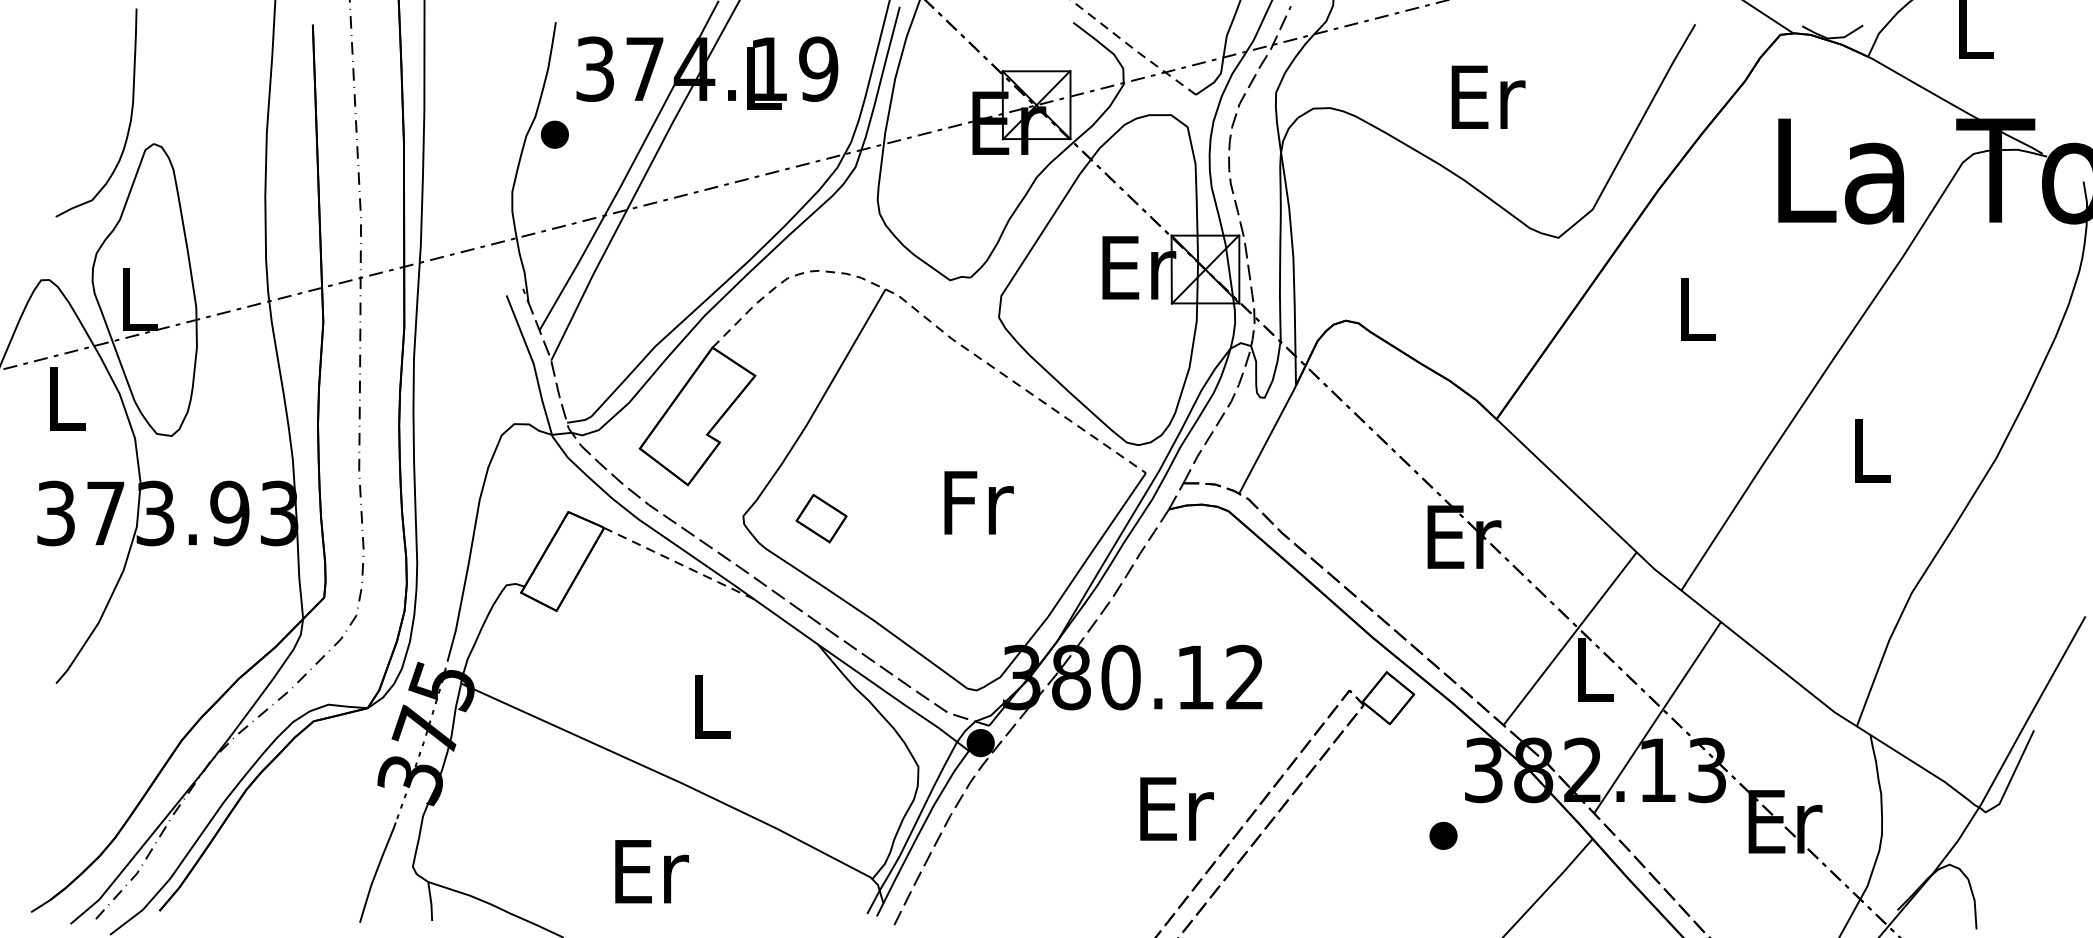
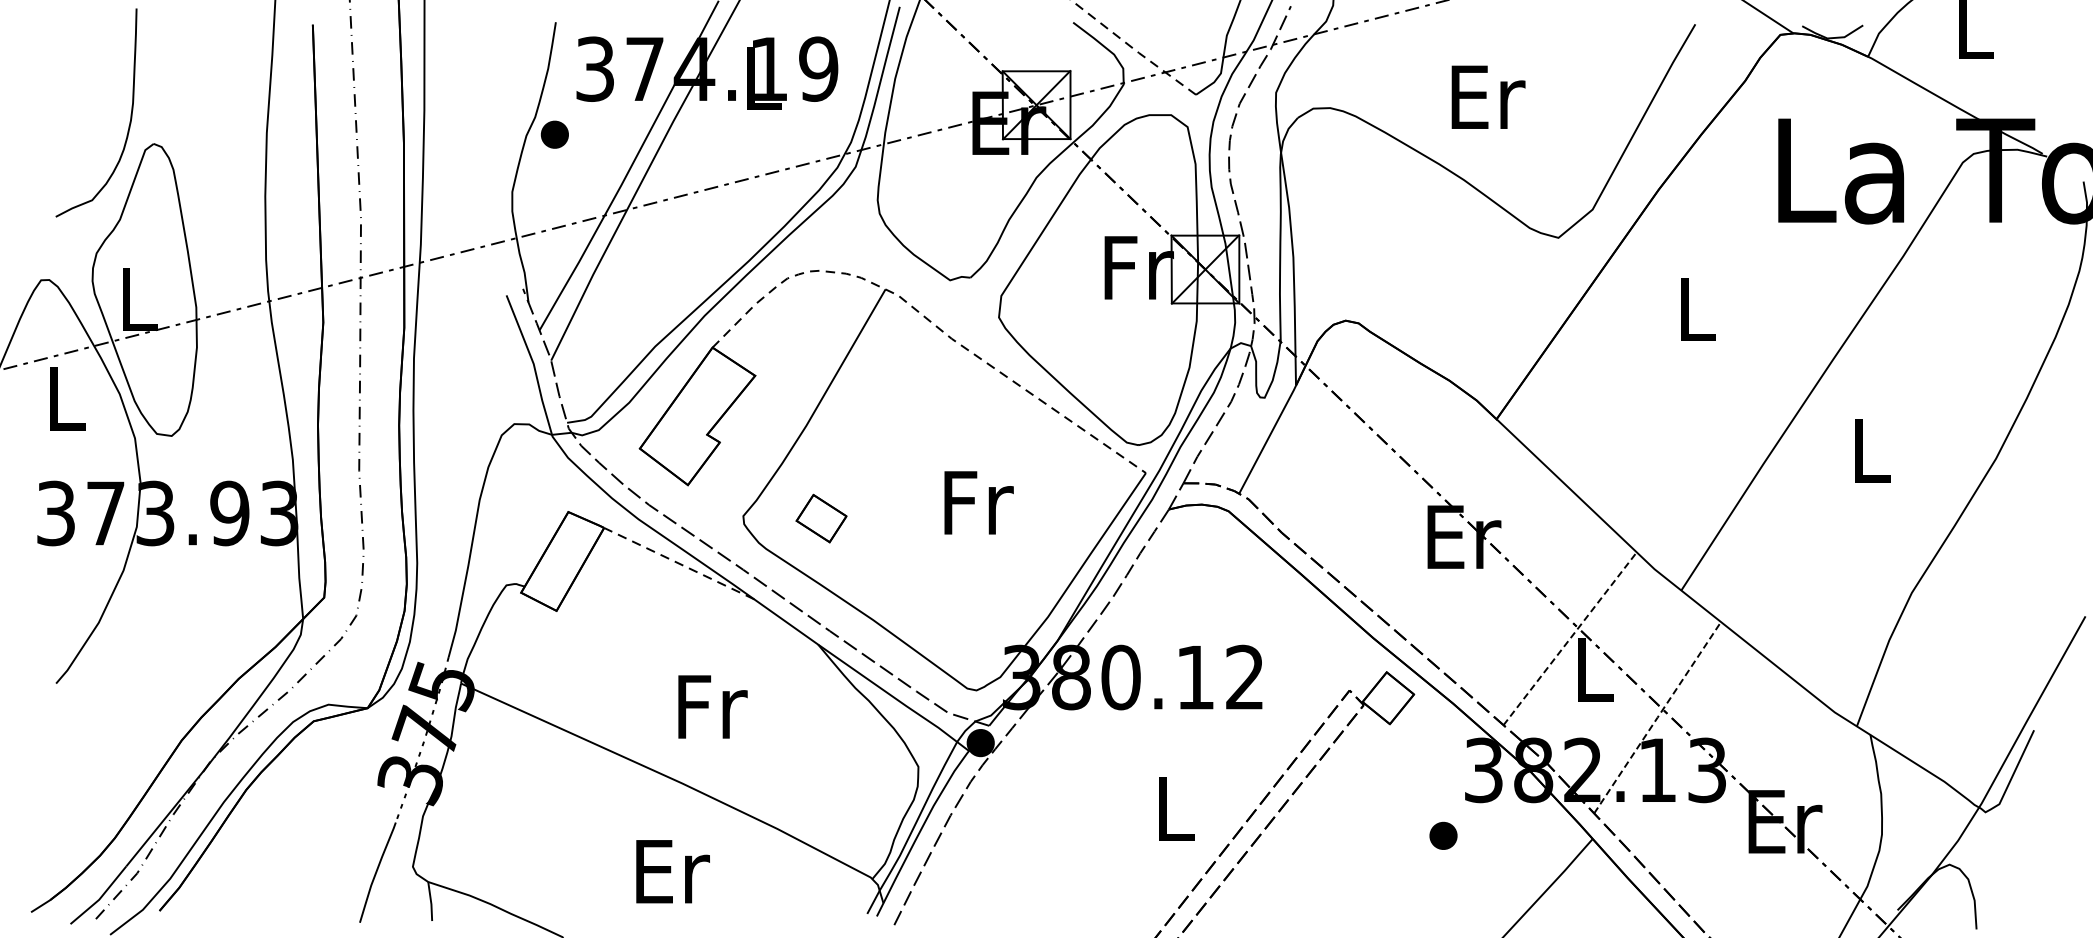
text: Er -> Fr (1139, 267)
line: solid -> dashed (1570, 638)
text: L -> Fr (712, 706)
line: solid -> dashed (1657, 717)
text: Er -> L (1176, 808)
text position: (651, 871) -> (672, 871) (672, 871)
